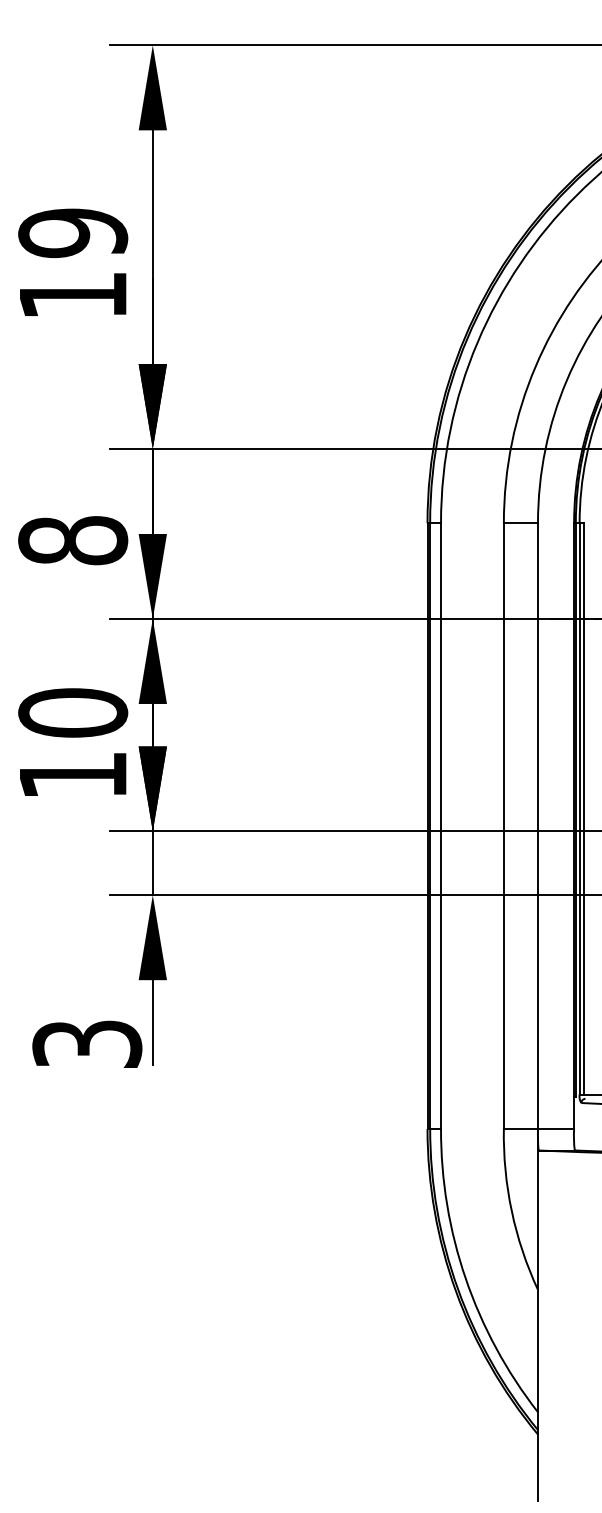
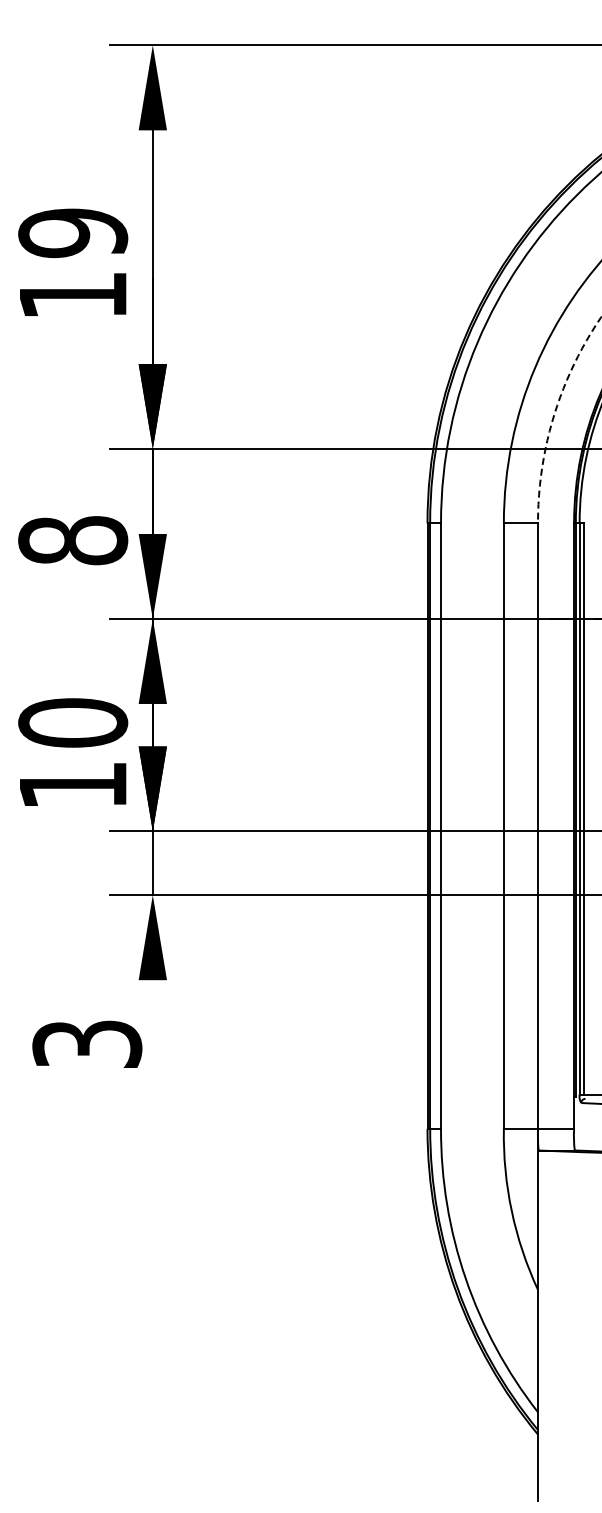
arc: solid -> dashed (554, 415)
text position: (73, 741) -> (73, 751) (73, 751)
line: present -> none (152, 1022)
